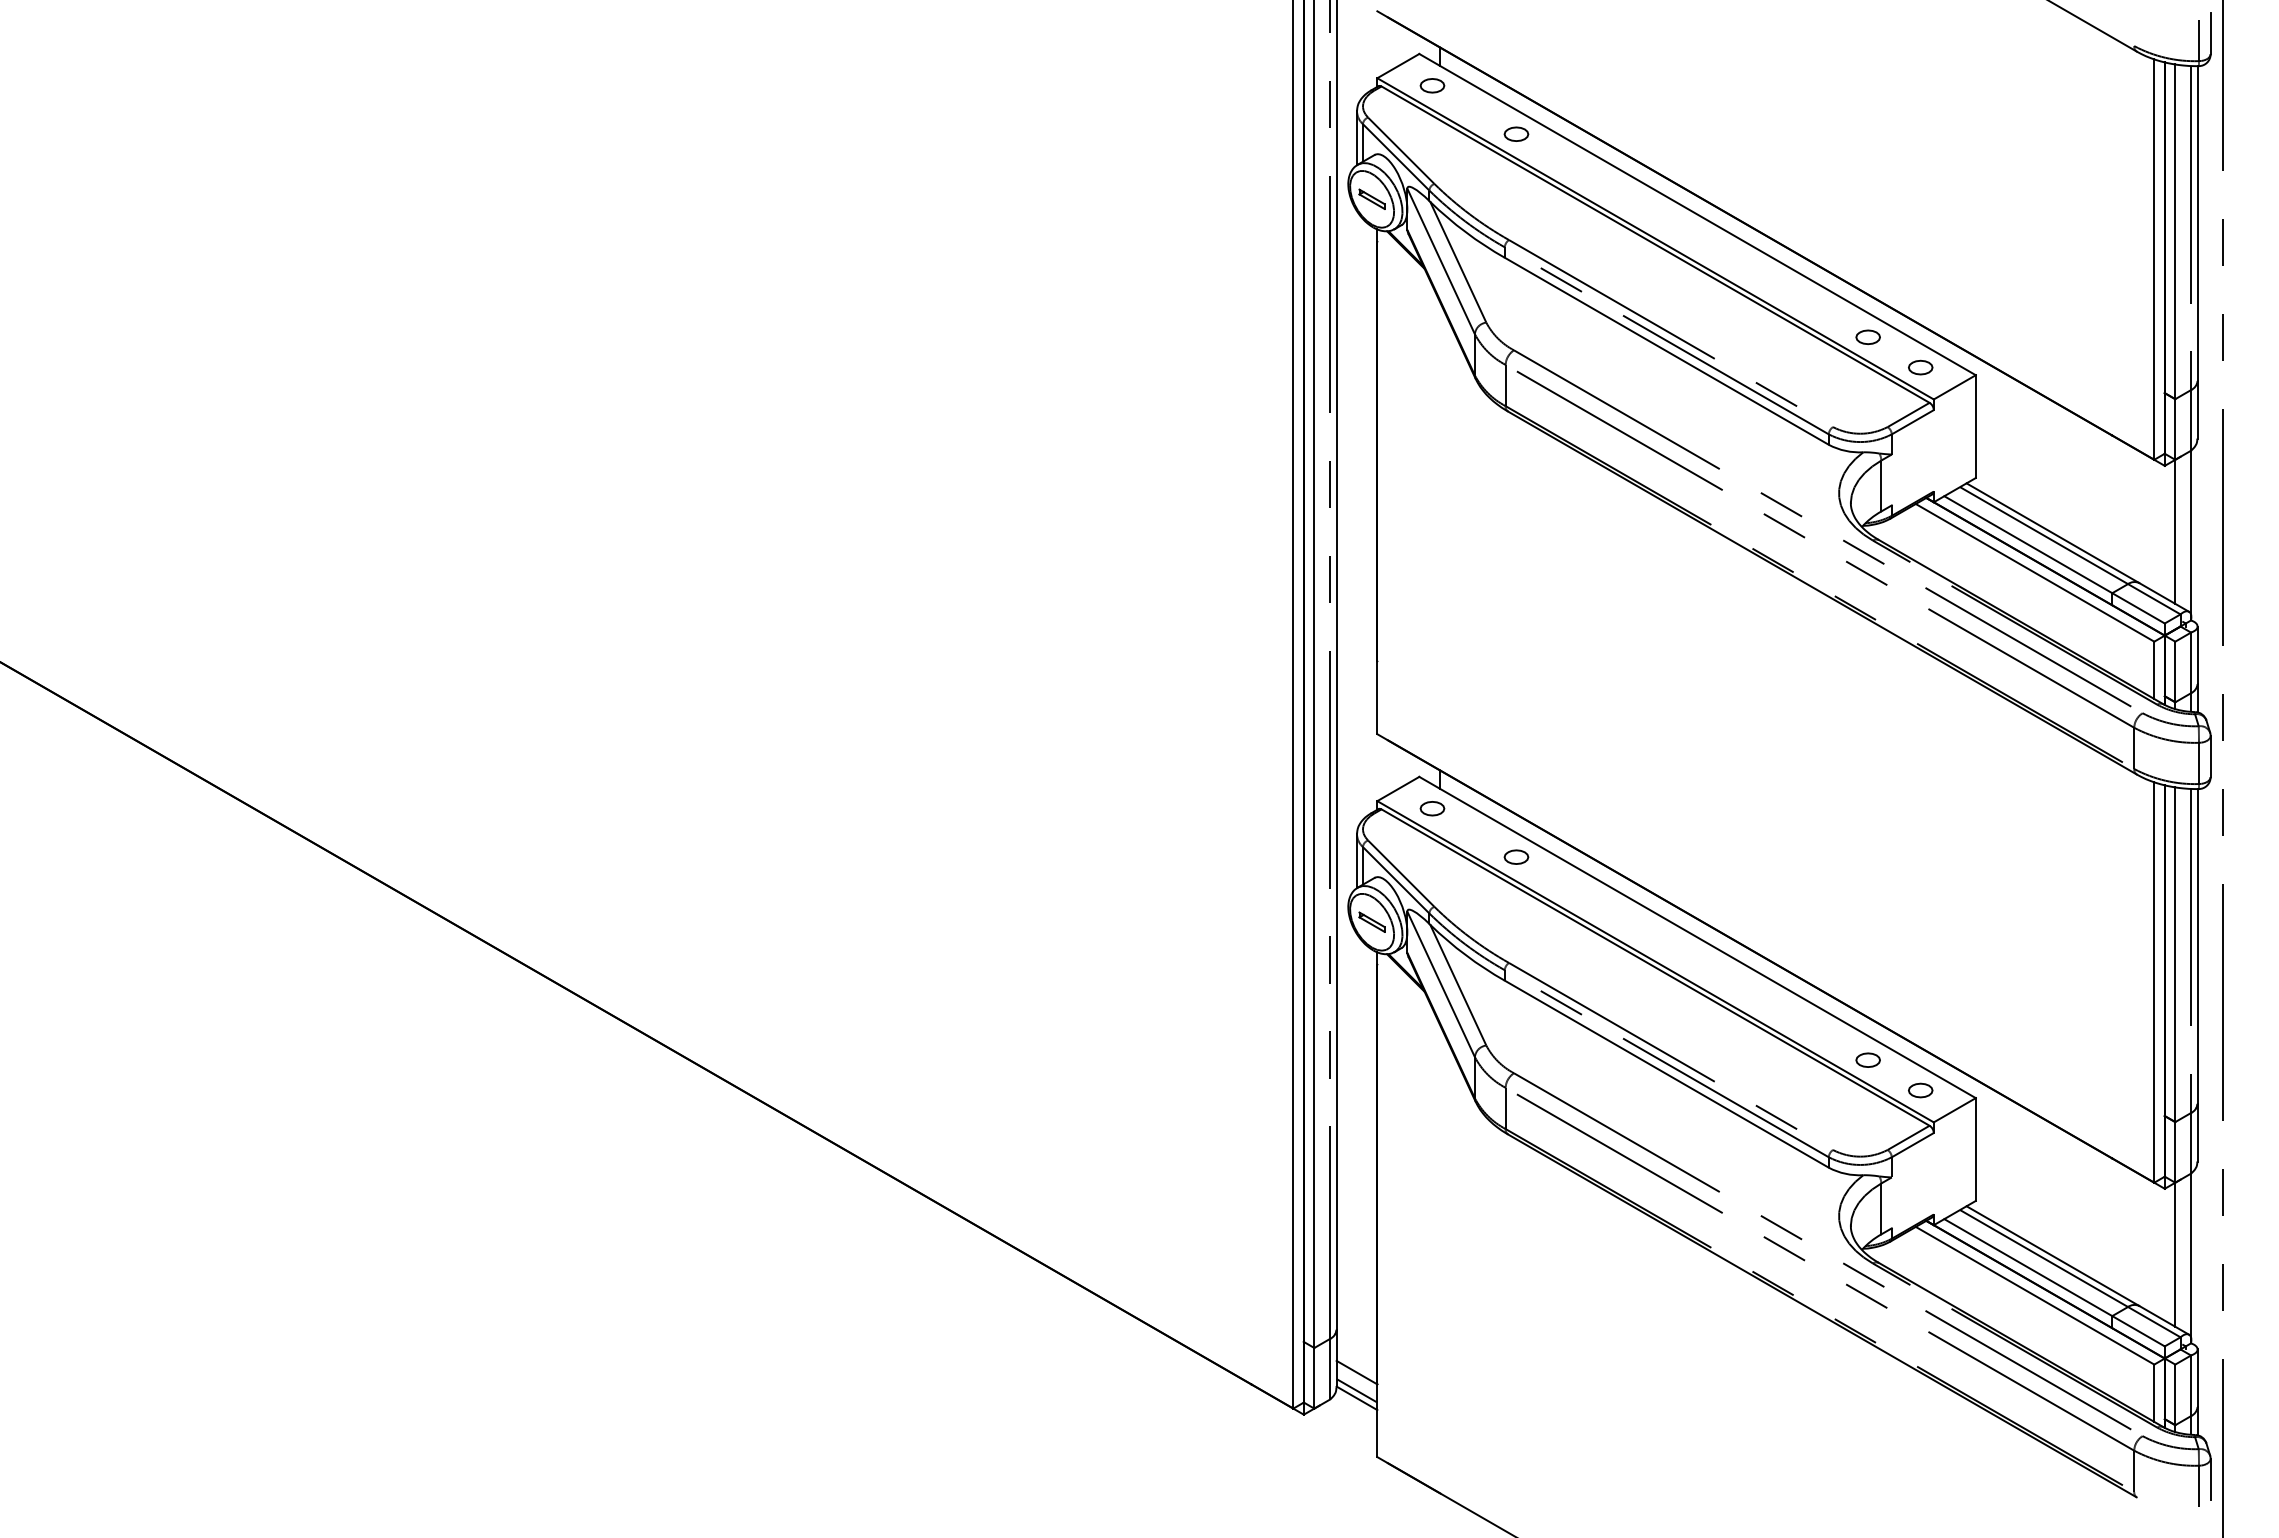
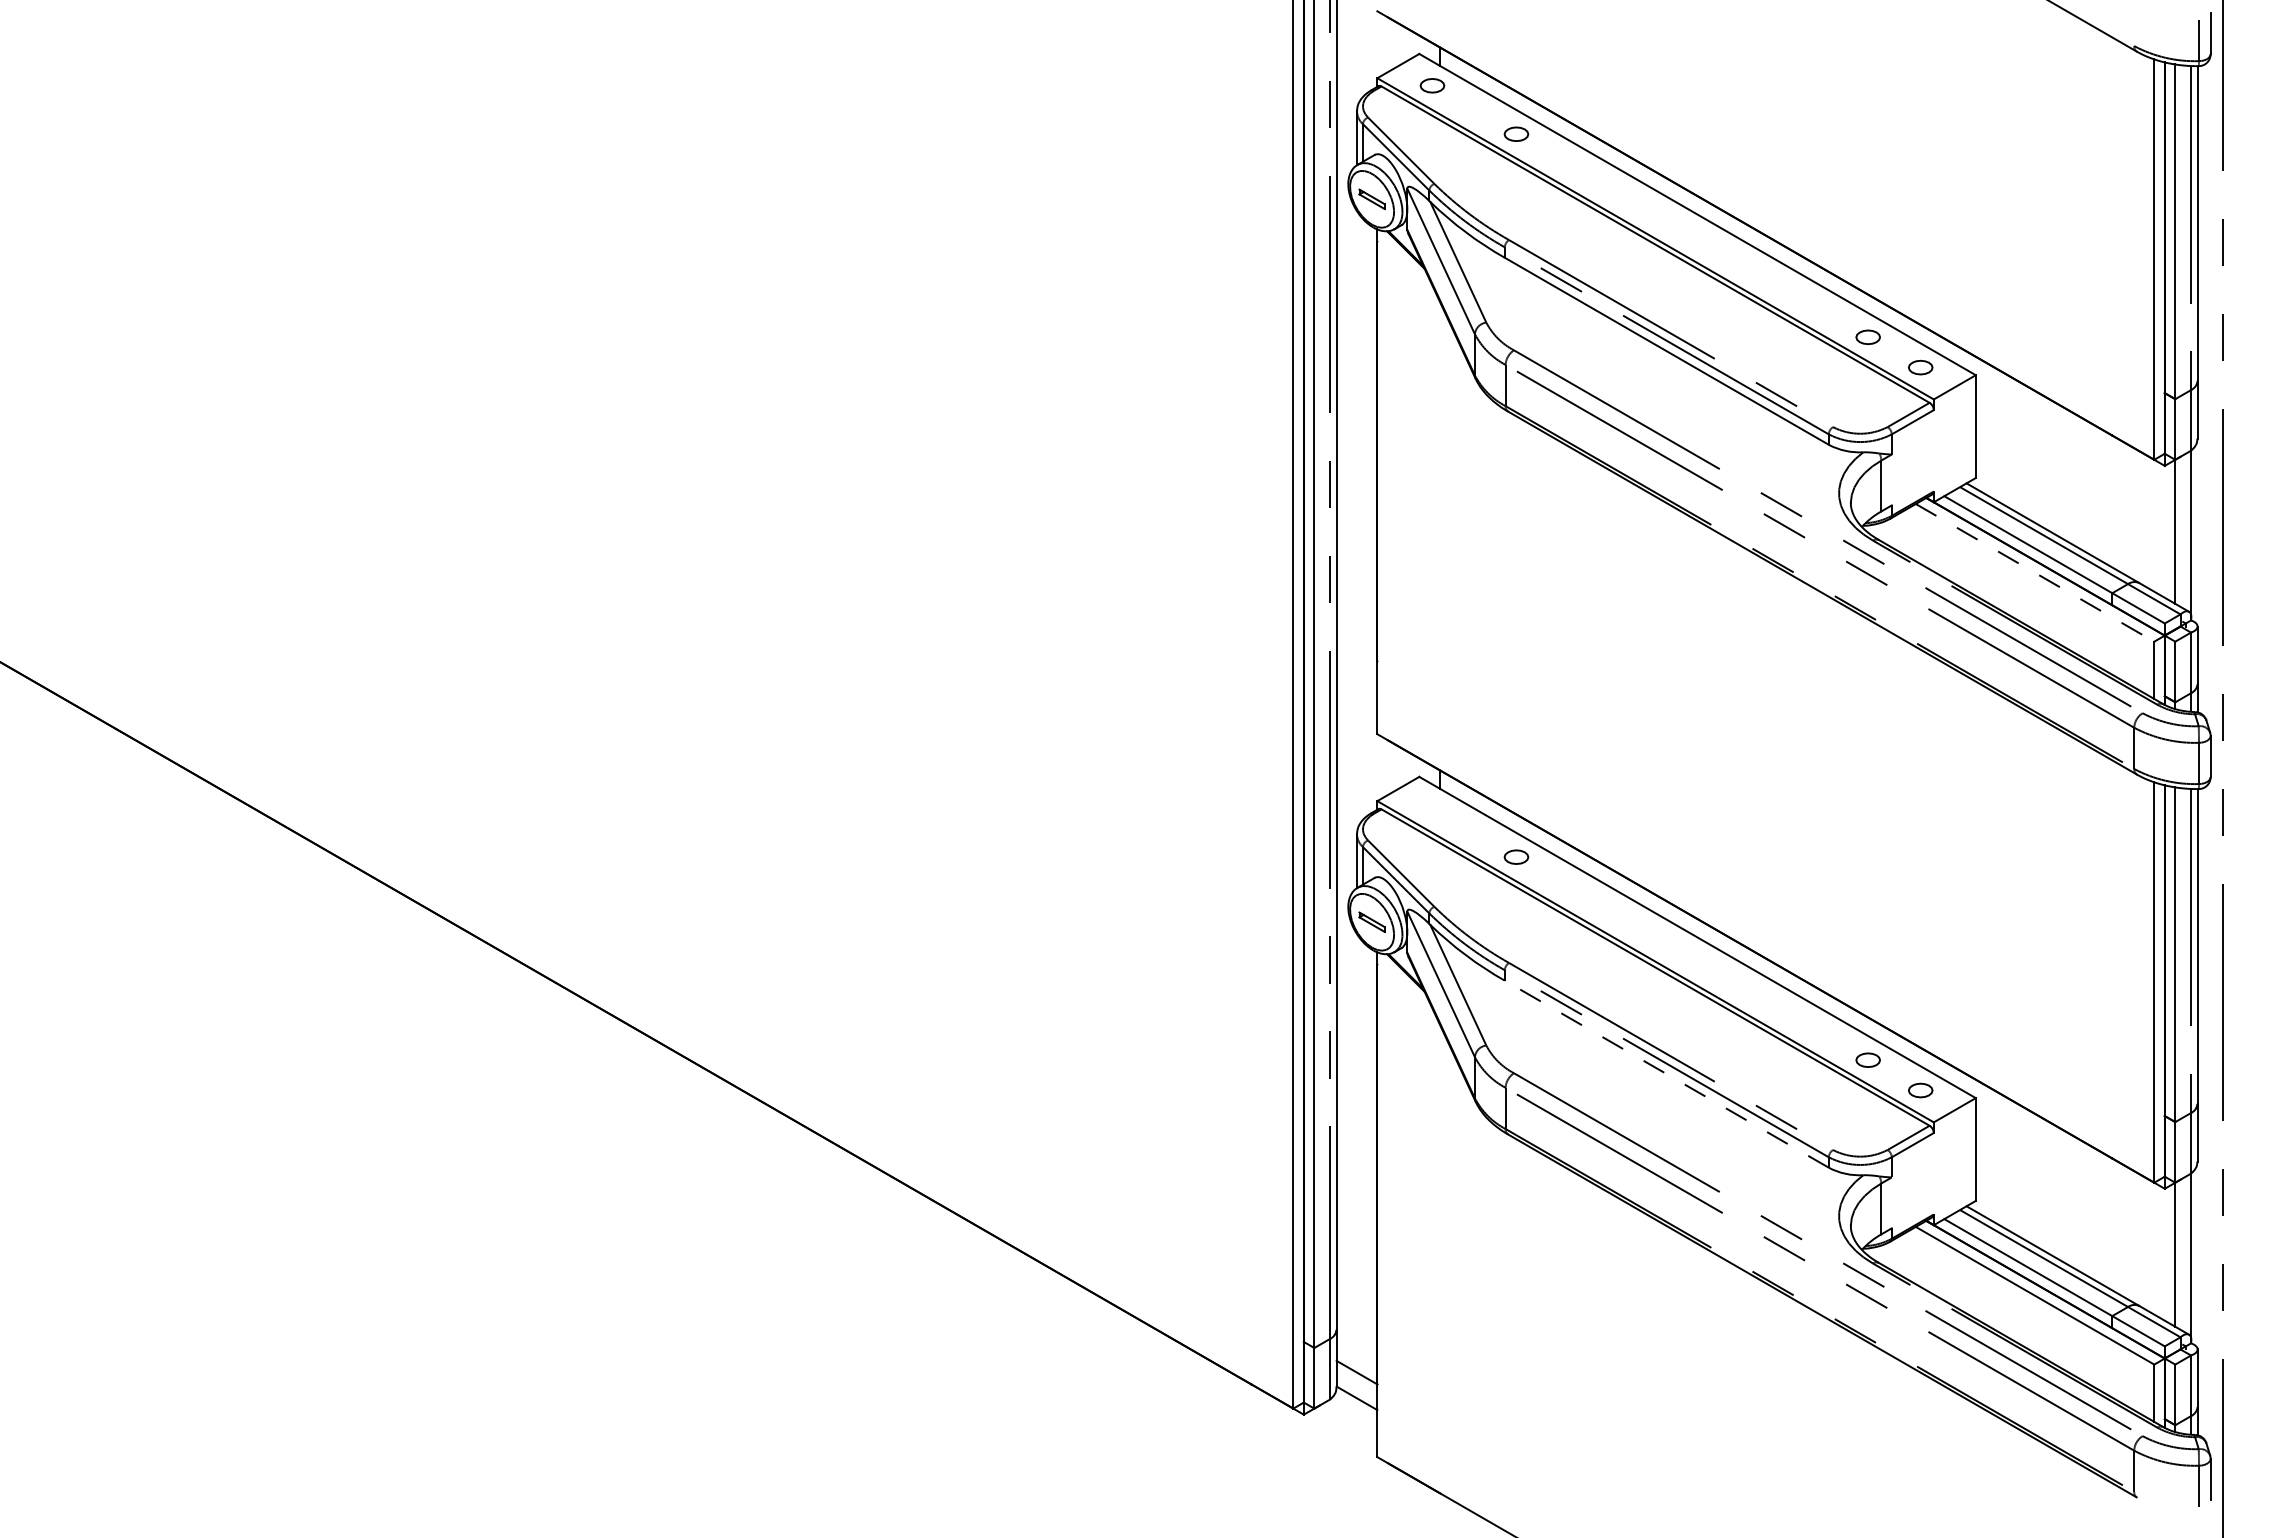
line: solid -> dashed (2035, 572)
part: present -> none (1432, 808)
line: solid -> dashed (1666, 1073)
line: present -> none (1356, 1390)
